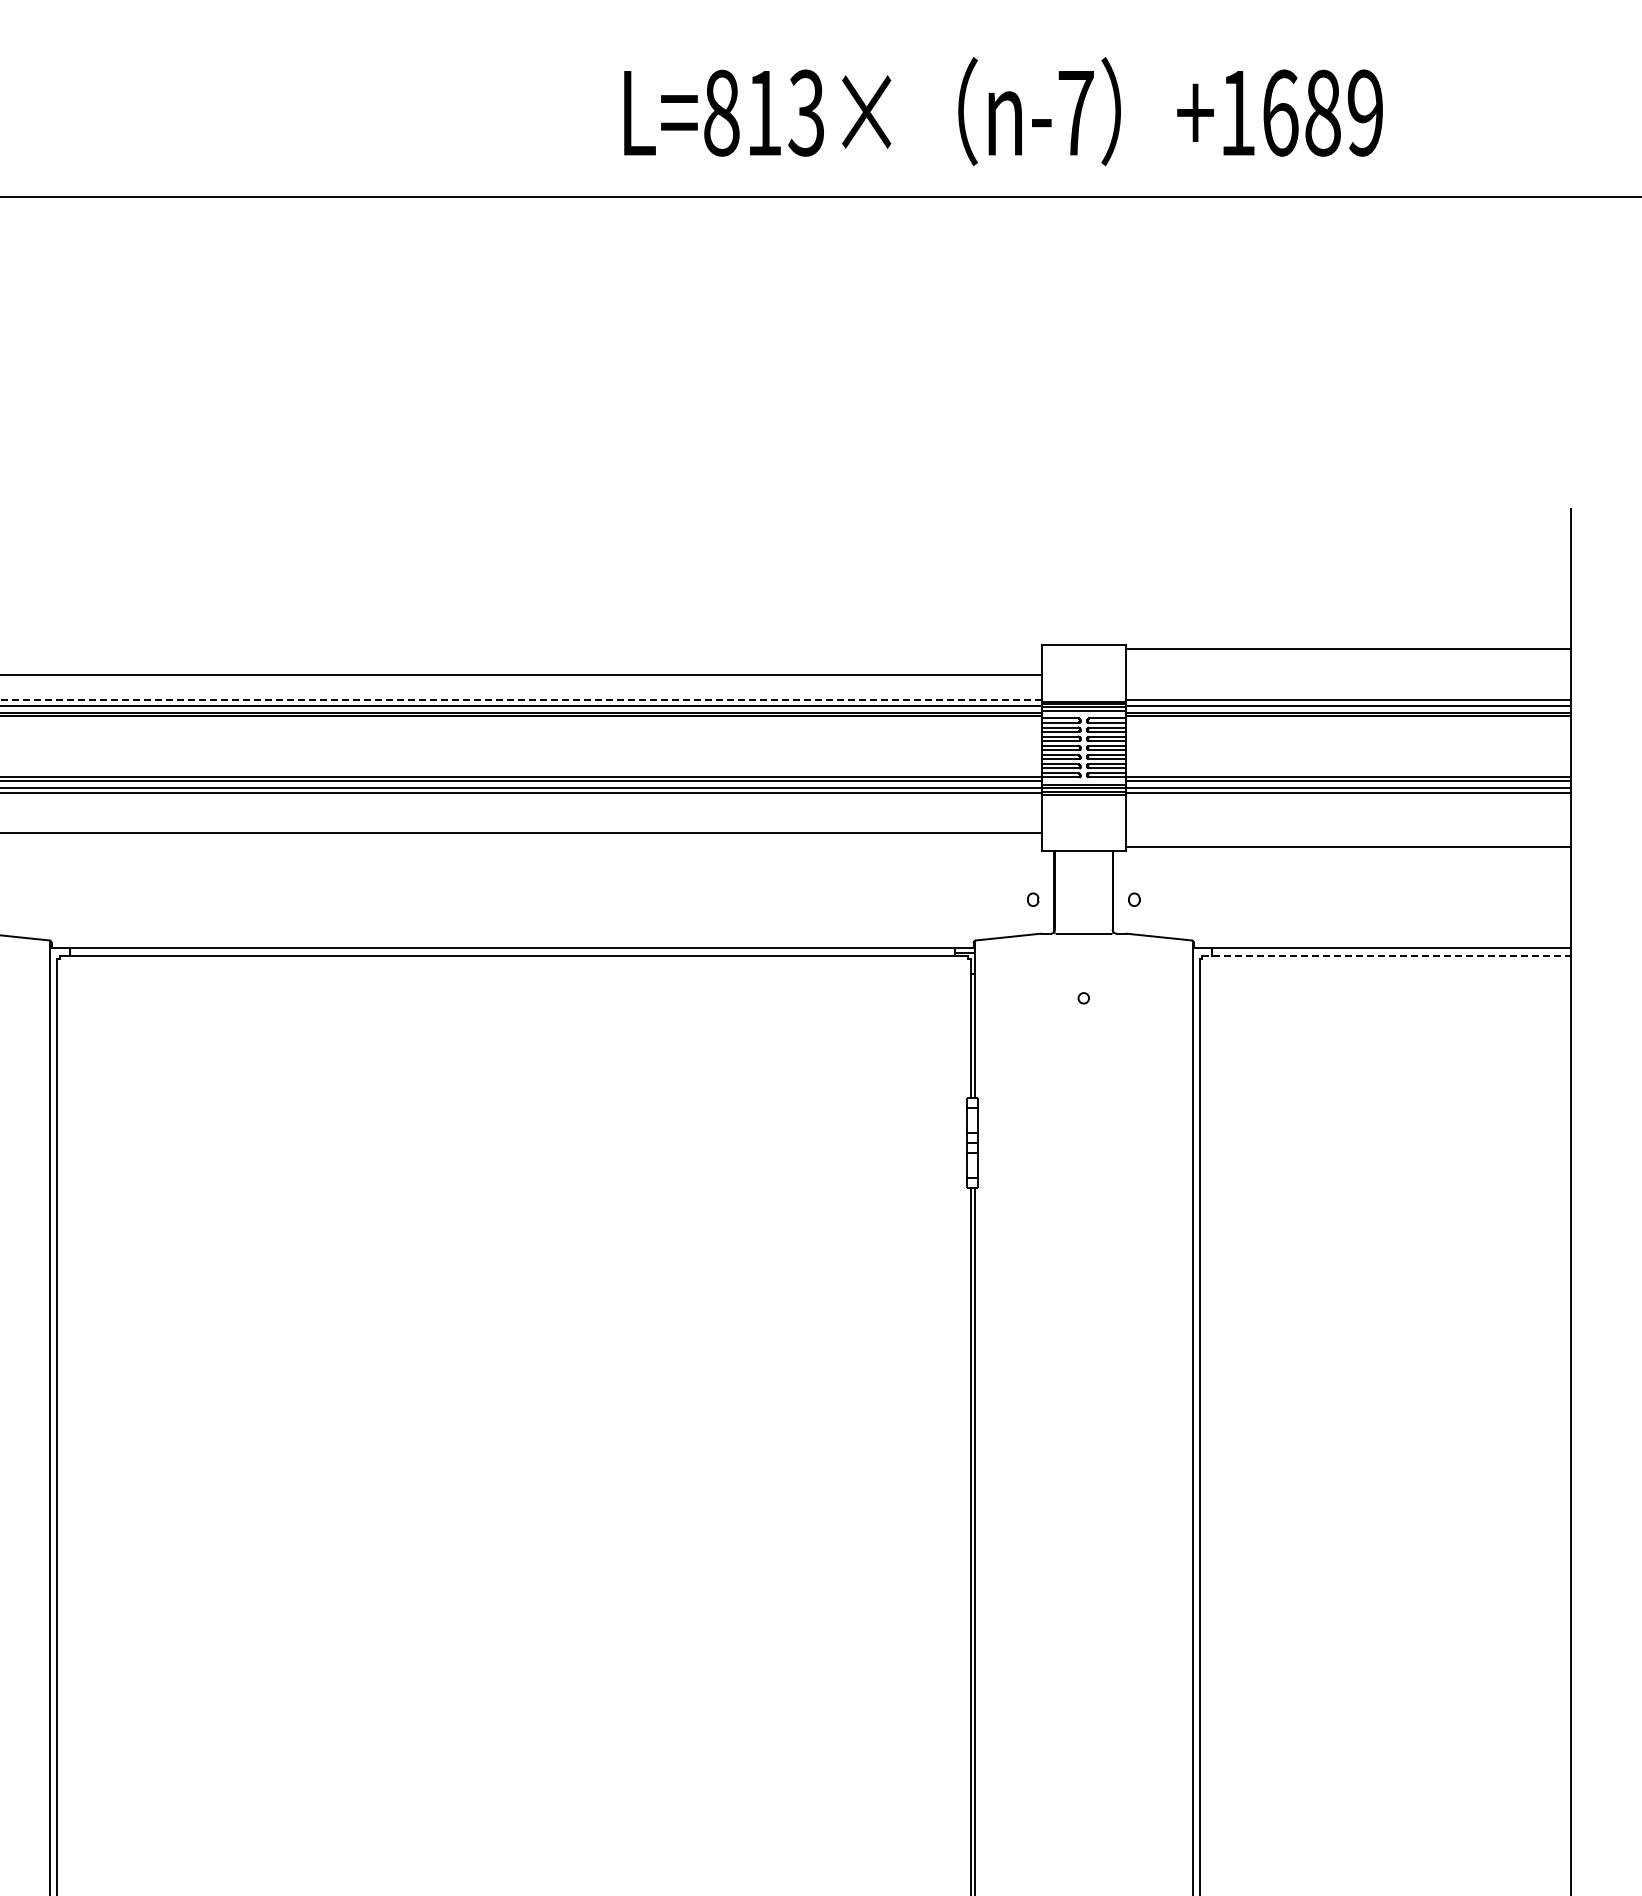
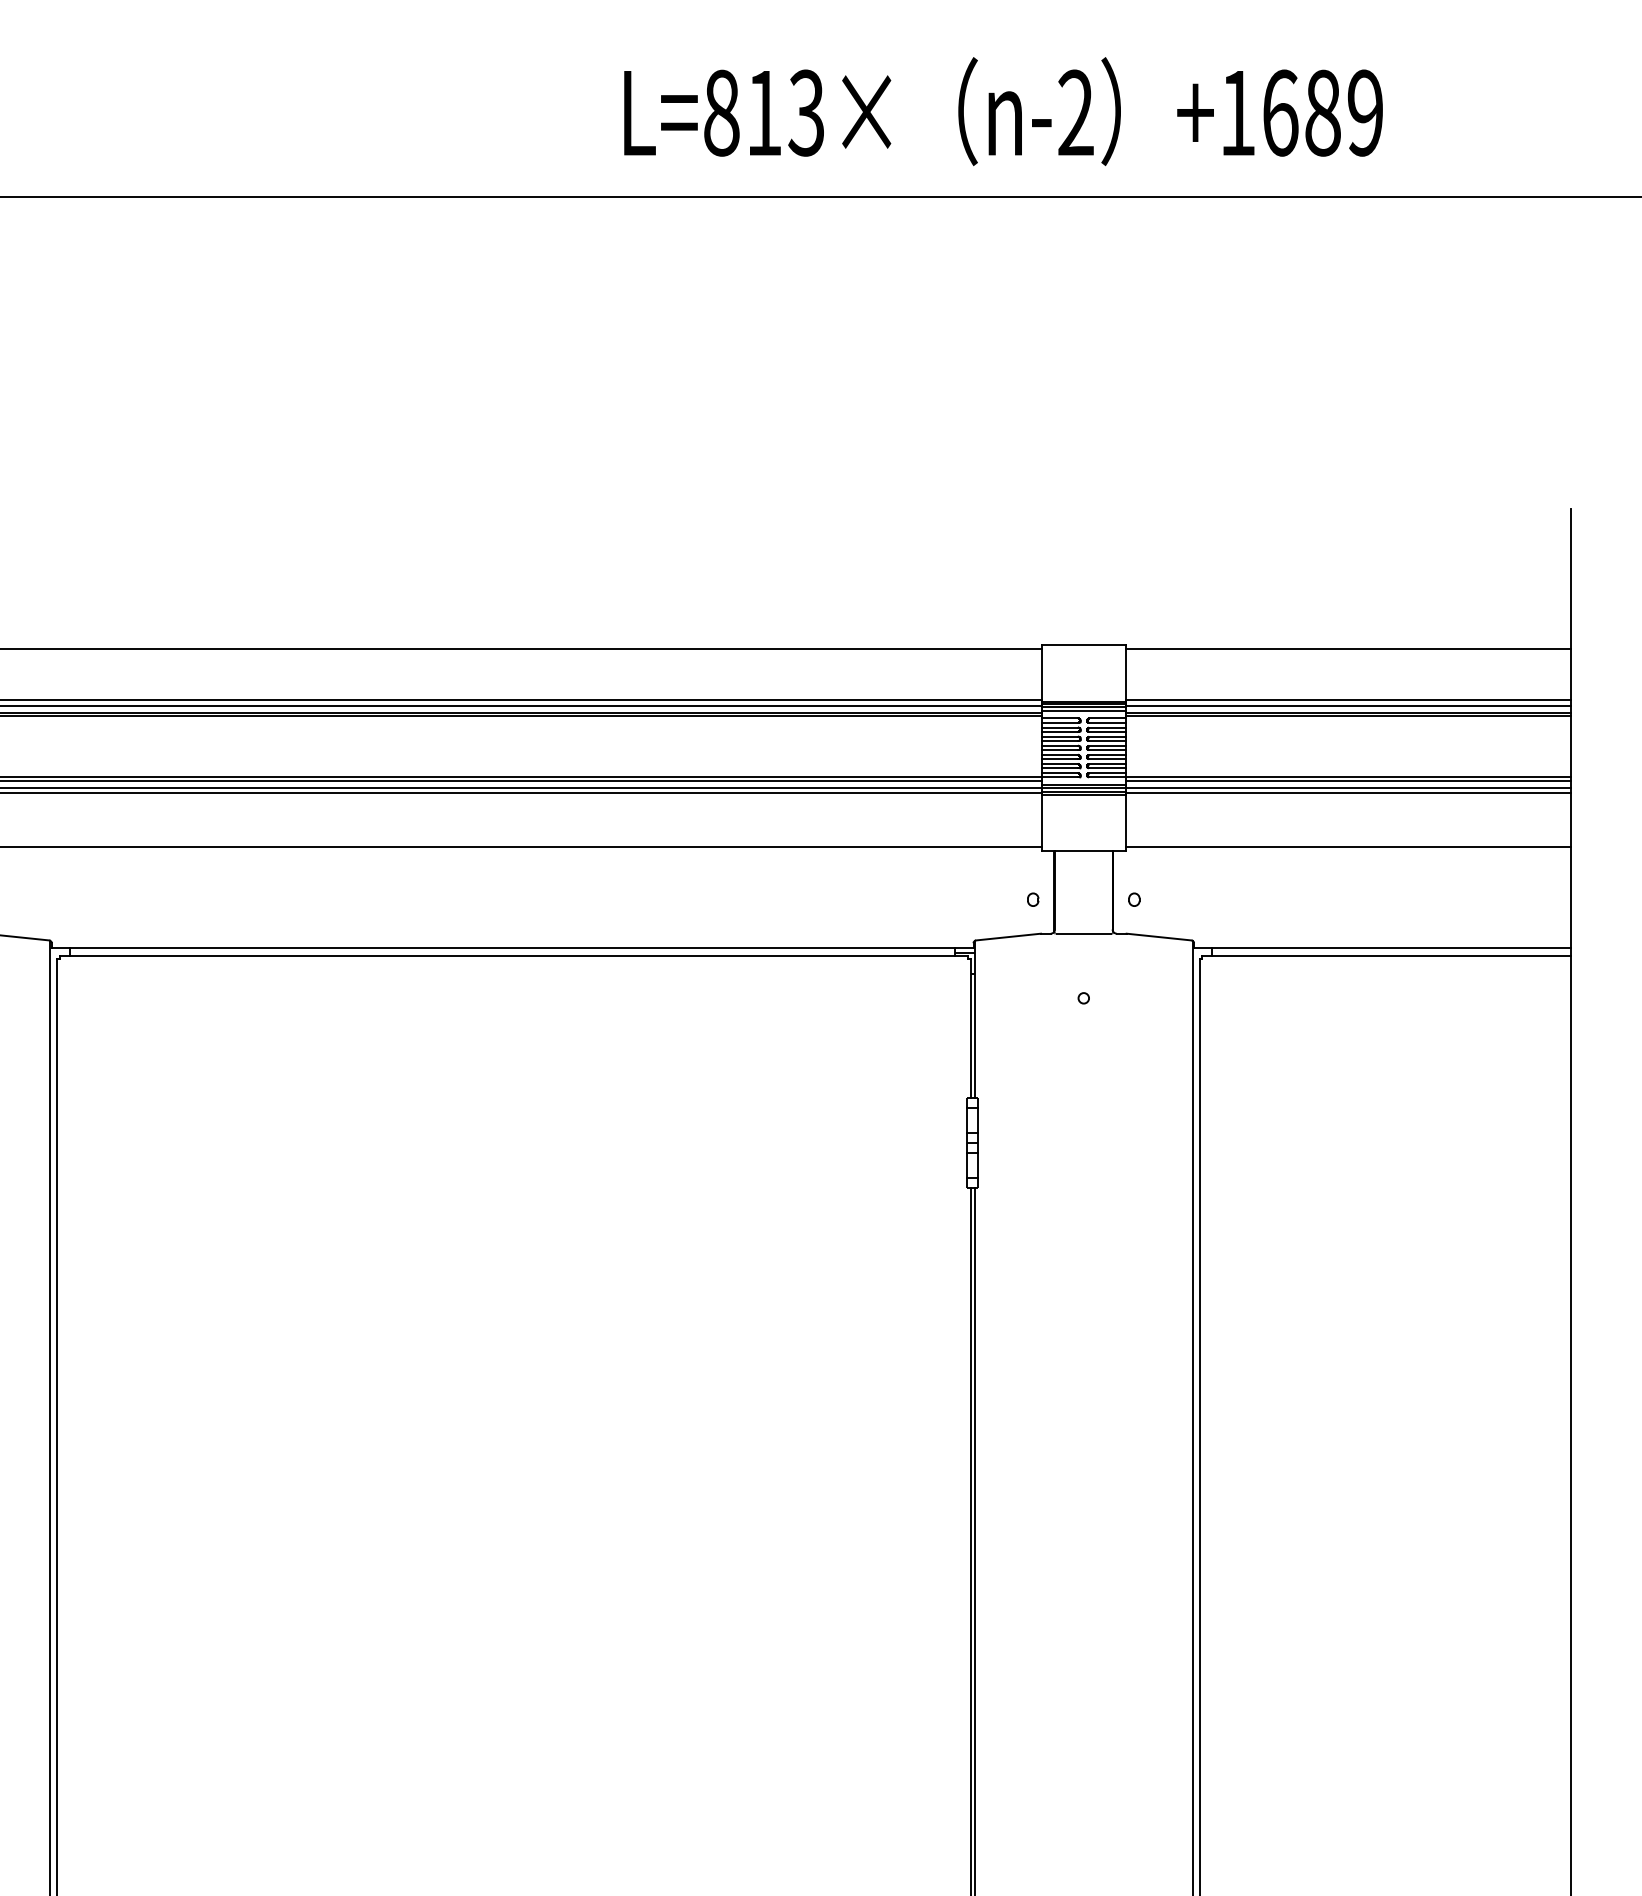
text: n-7 -> n-2 (1075, 112)
line position: (521, 675) -> (521, 649) (521, 649)
line: dashed -> solid (520, 700)
line position: (521, 833) -> (521, 847) (521, 847)
line: dashed -> solid (1387, 956)
